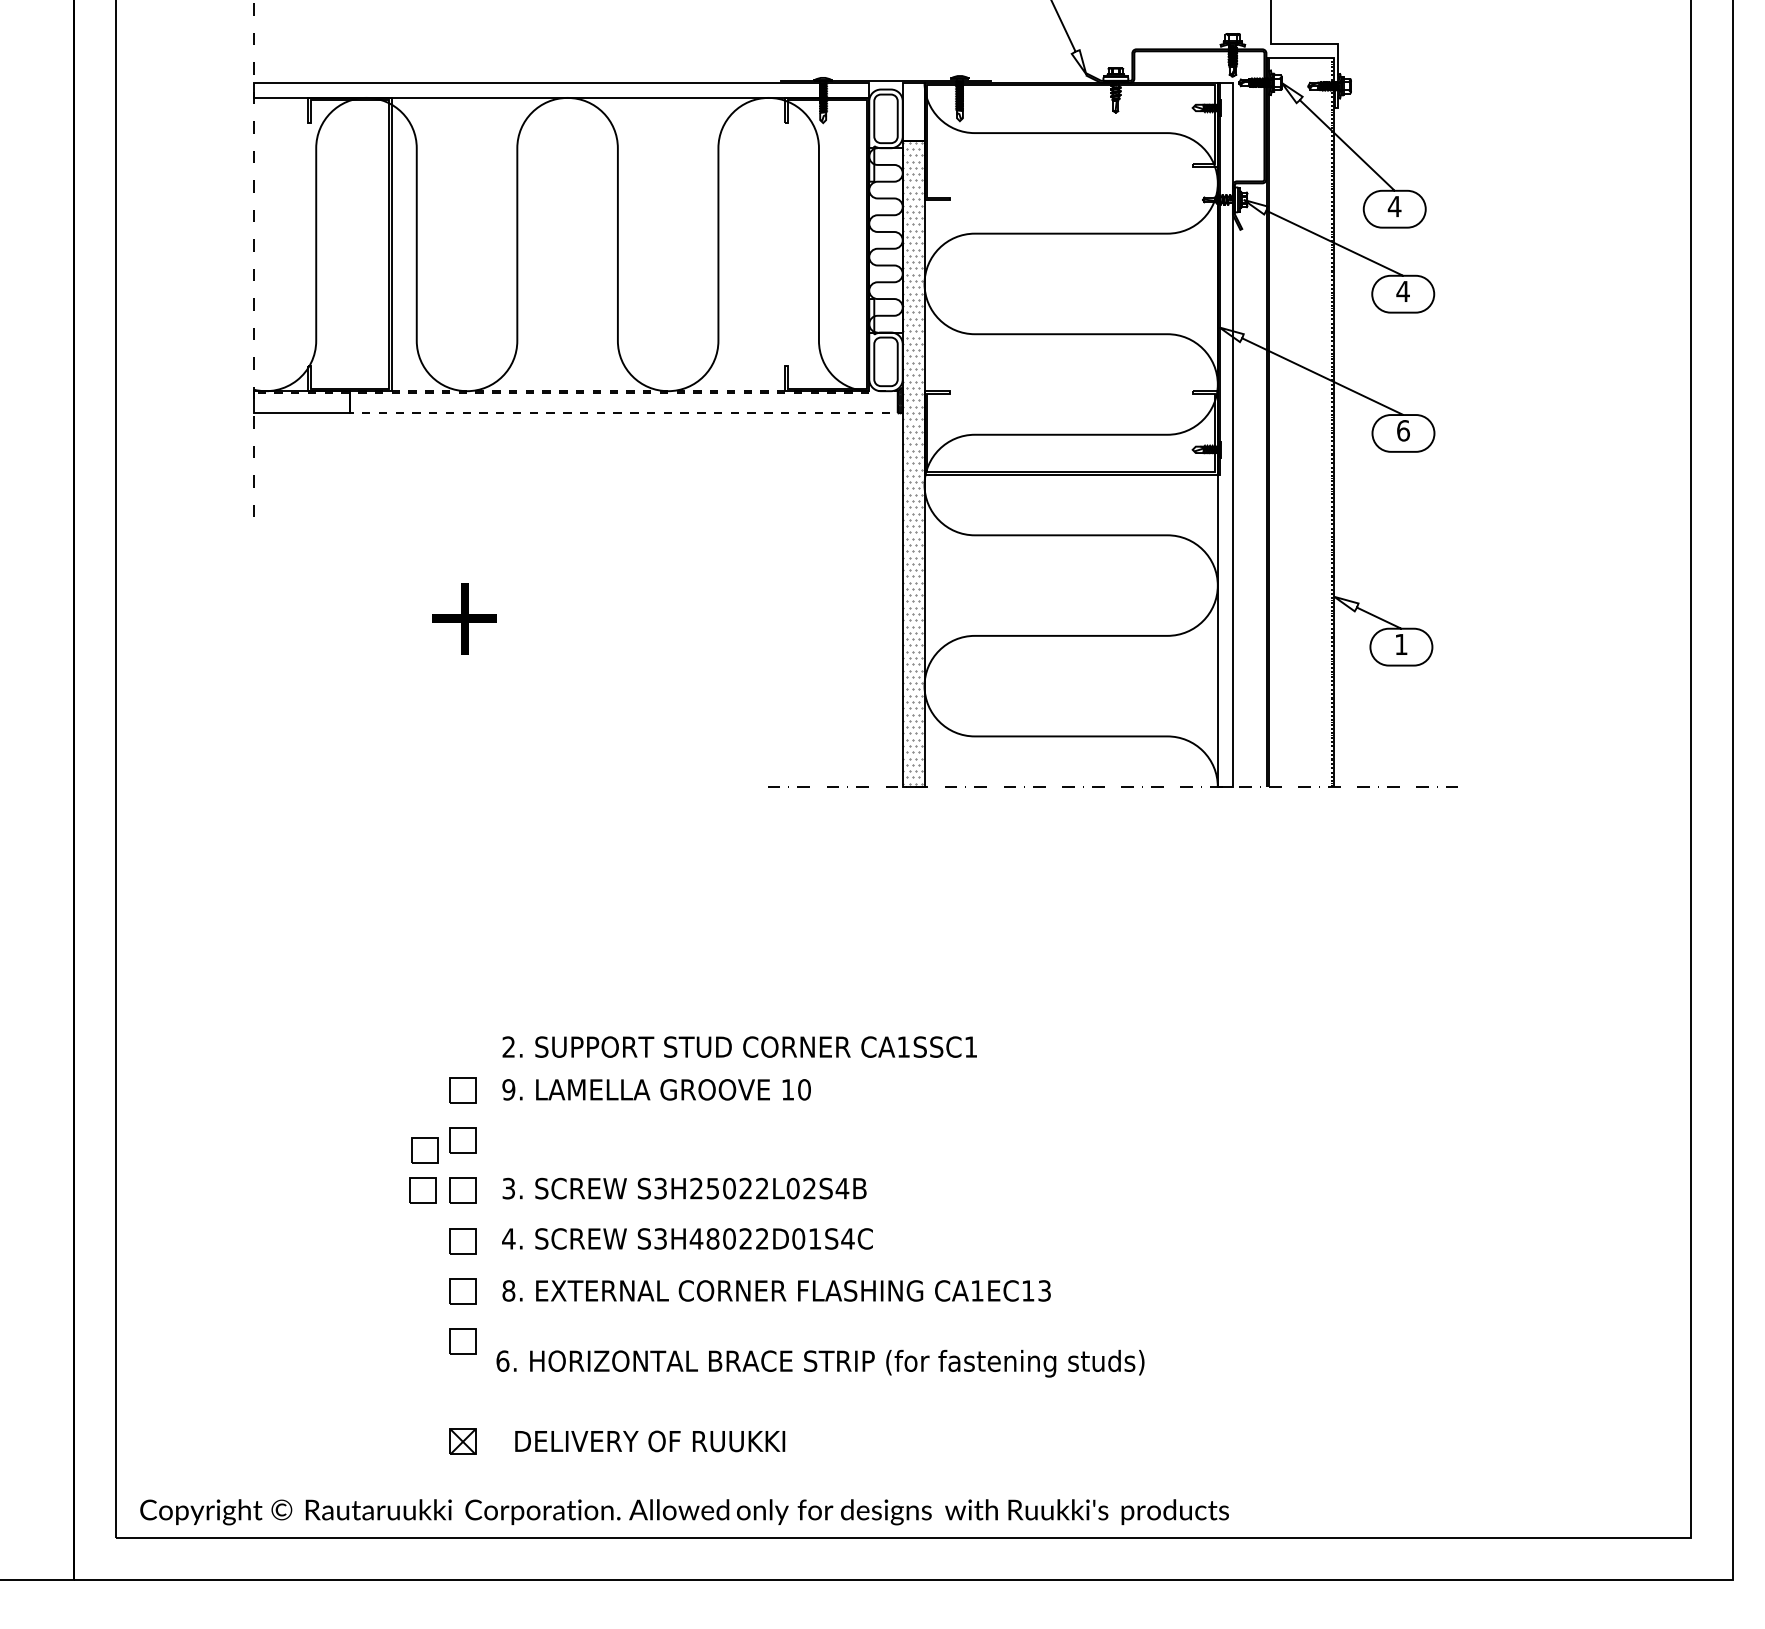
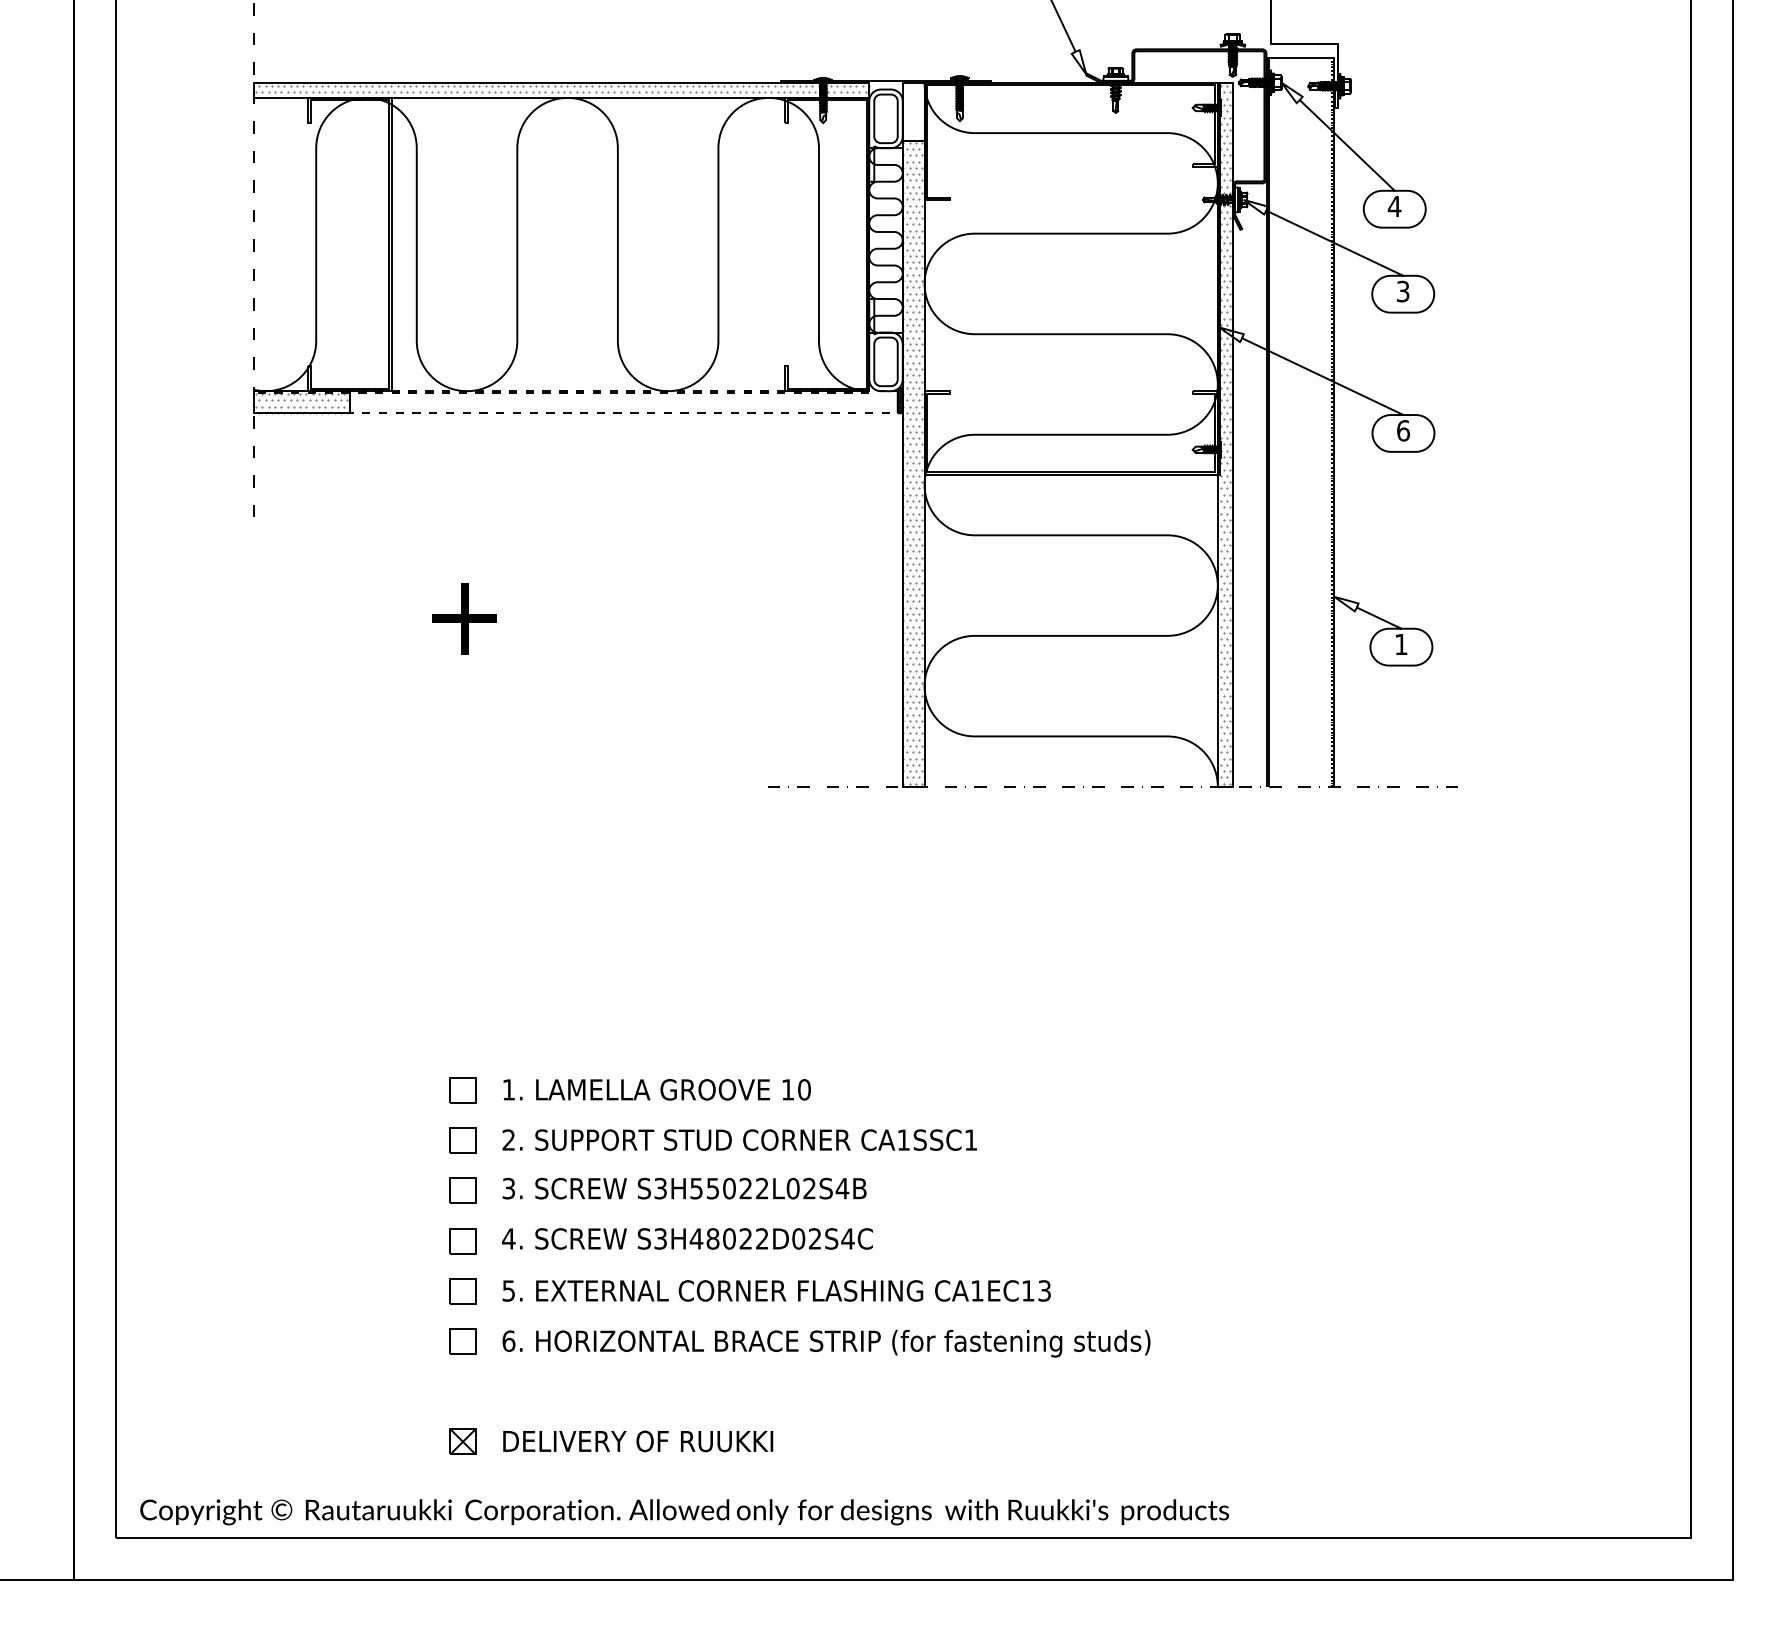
hatch: none -> present (562, 89)
text: 4 -> 3 (1402, 291)
hatch: none -> present (301, 403)
hatch: none -> present (1225, 434)
text position: (739, 1046) -> (739, 1139) (739, 1139)
text: 9. -> 1. (508, 1089)
part: present -> none (424, 1150)
text: S3H25022L02S4B -> S3H55022L02S4B (696, 1188)
part: present -> none (422, 1190)
text: S3H48022D01S4C -> S3H48022D02S4C (814, 1238)
text: 8. -> 5. (508, 1290)
text position: (820, 1363) -> (826, 1343) (826, 1343)
text position: (650, 1441) -> (638, 1441) (638, 1441)
